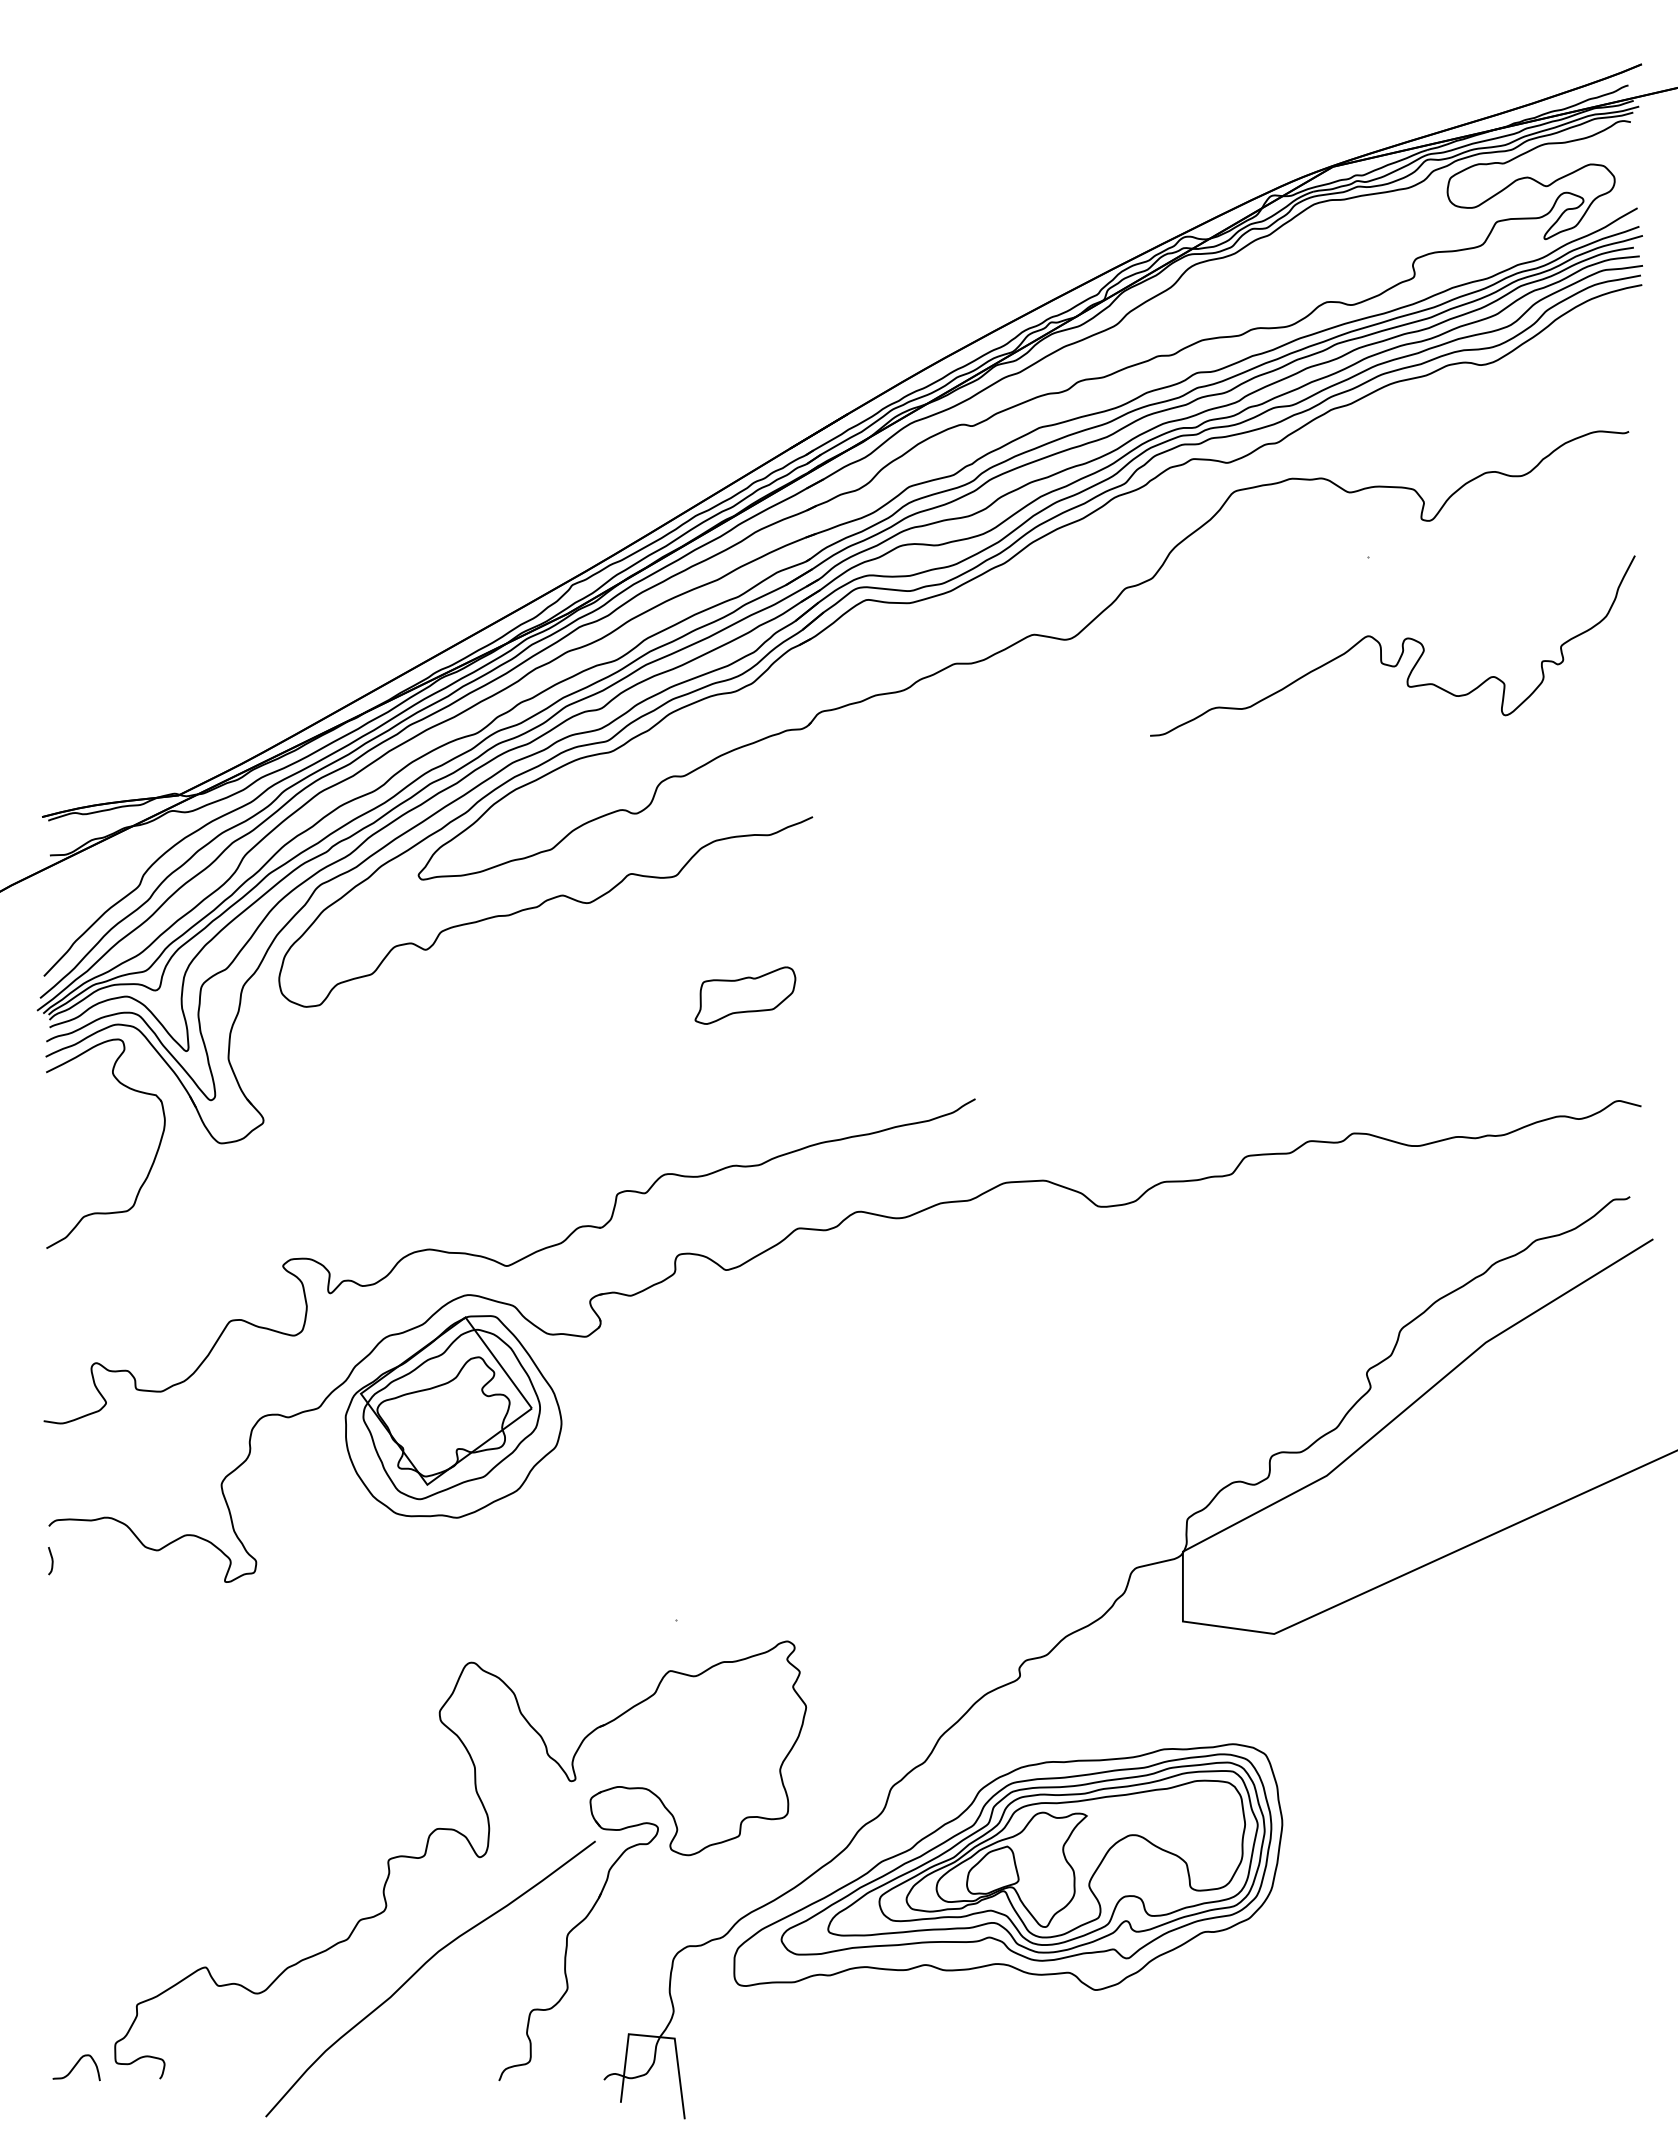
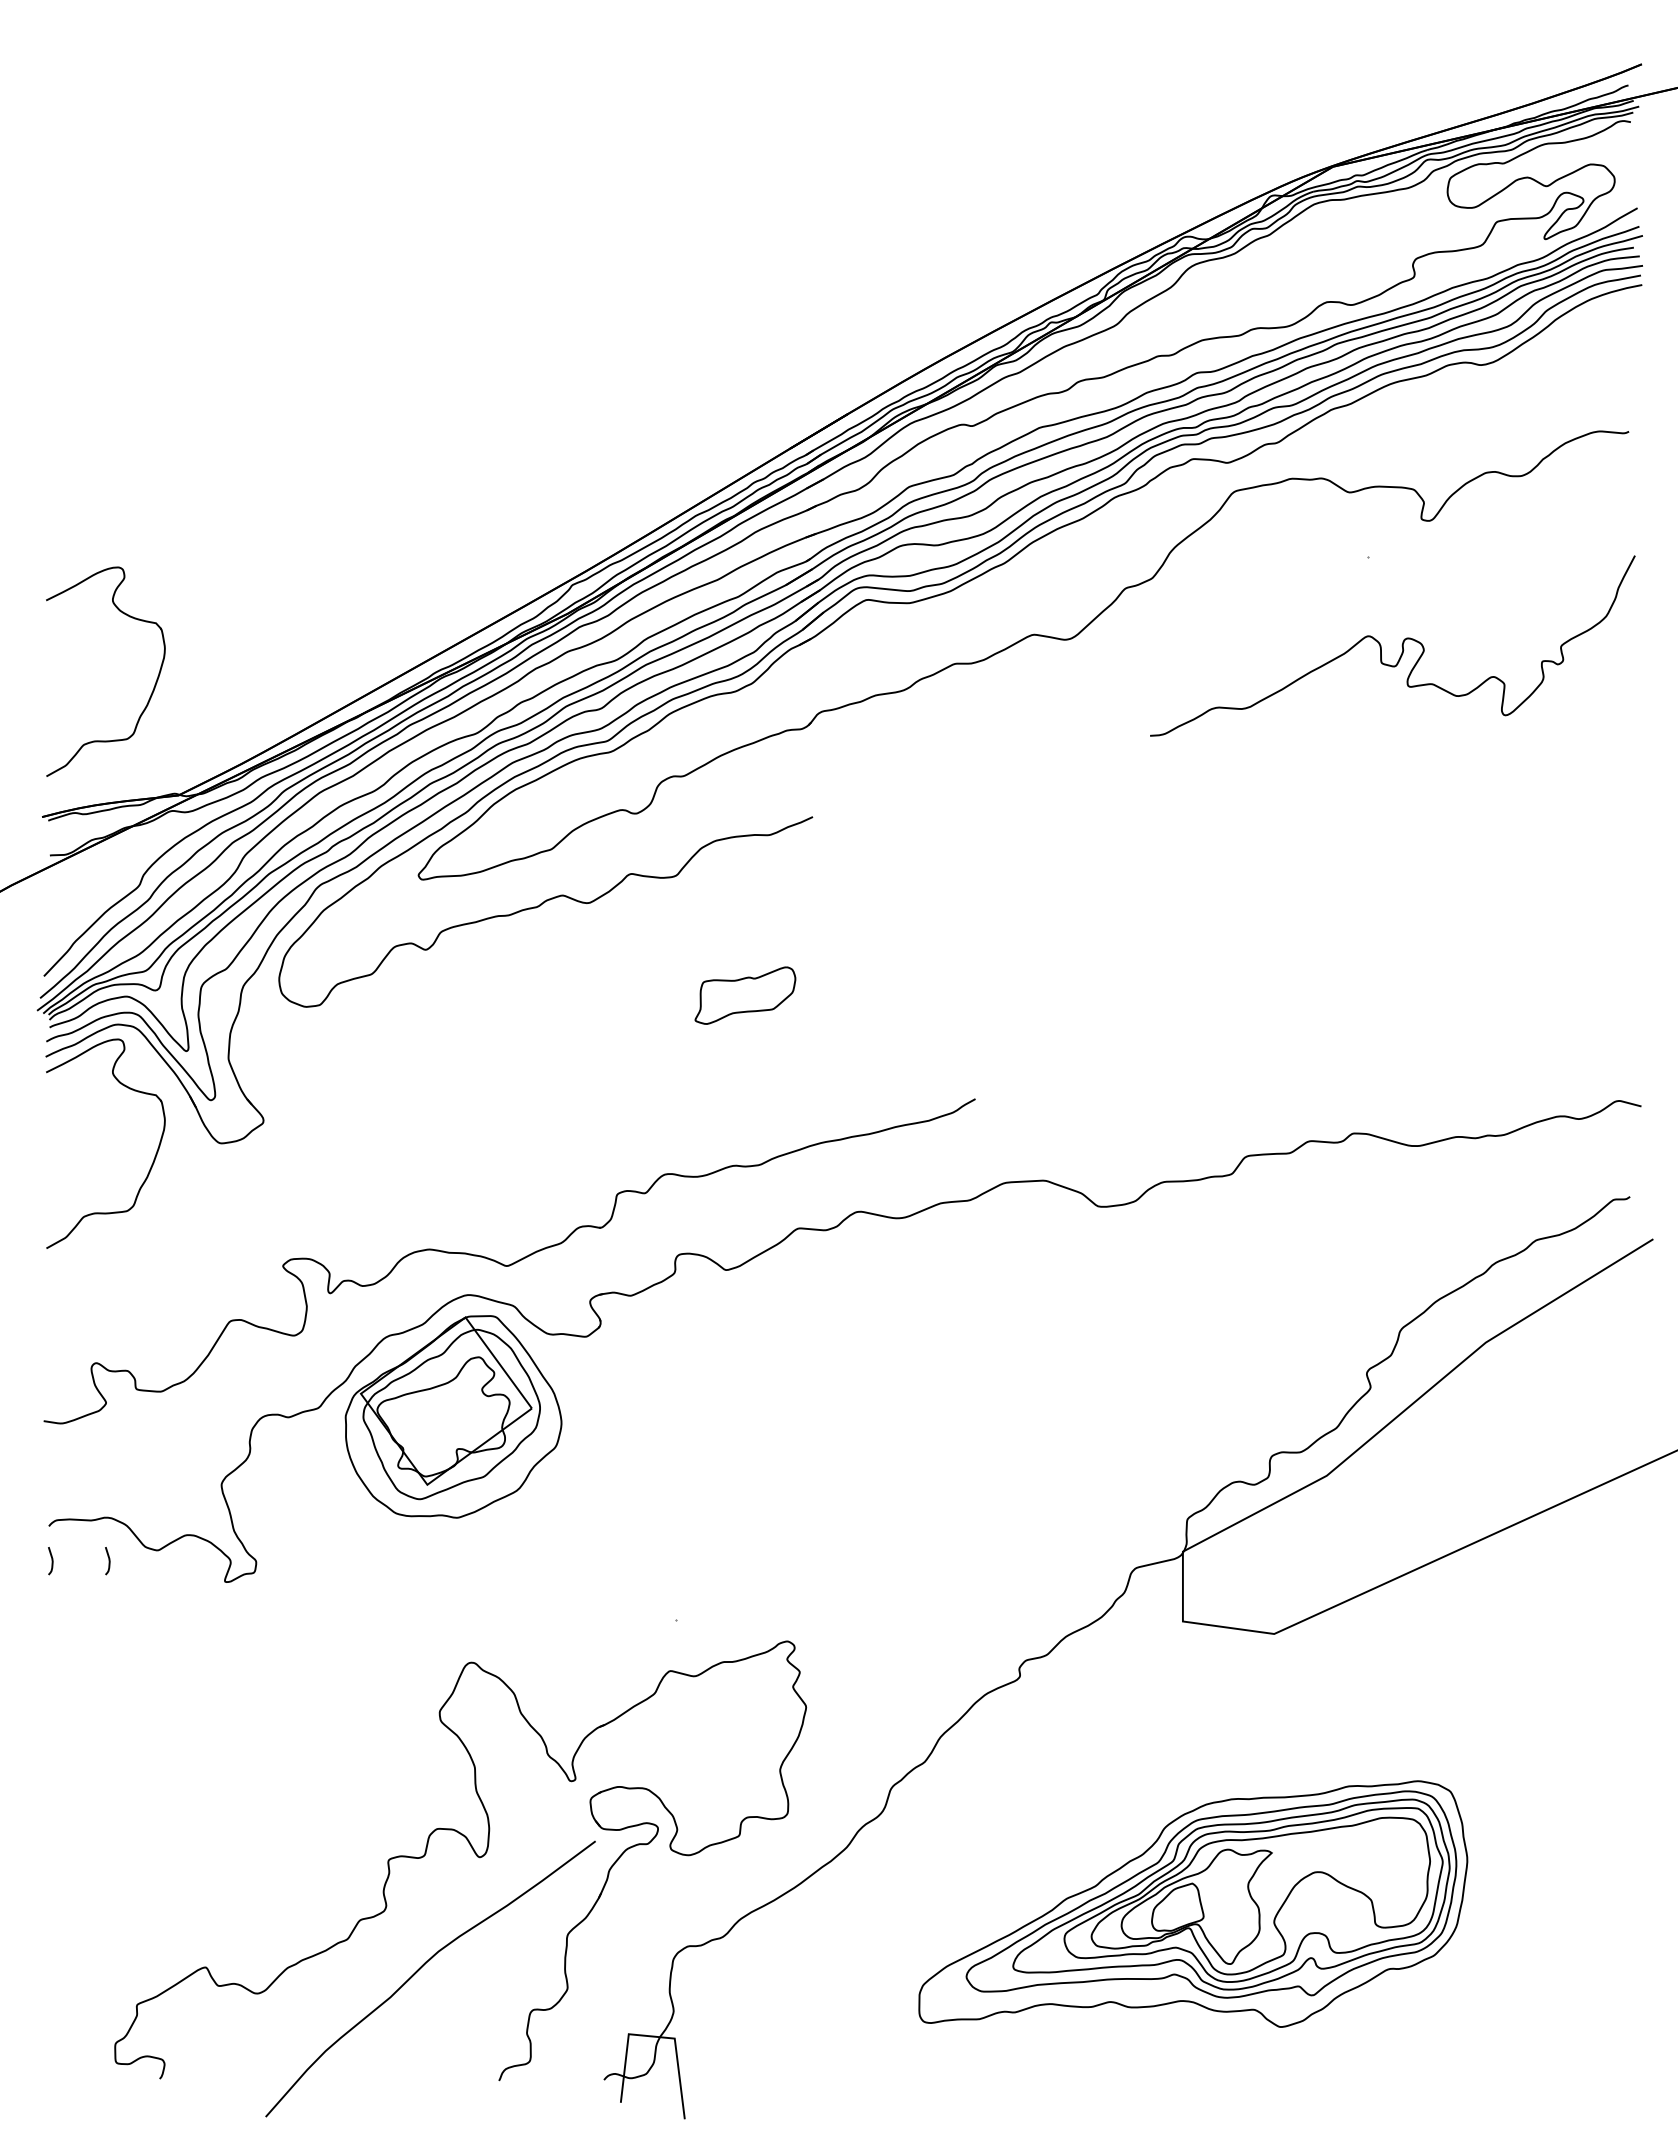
part: none -> present (150, 694)
curve: none -> present (108, 1561)
part position: (1008, 1866) -> (1193, 1903) (1193, 1903)
curve: present -> none (75, 2067)
